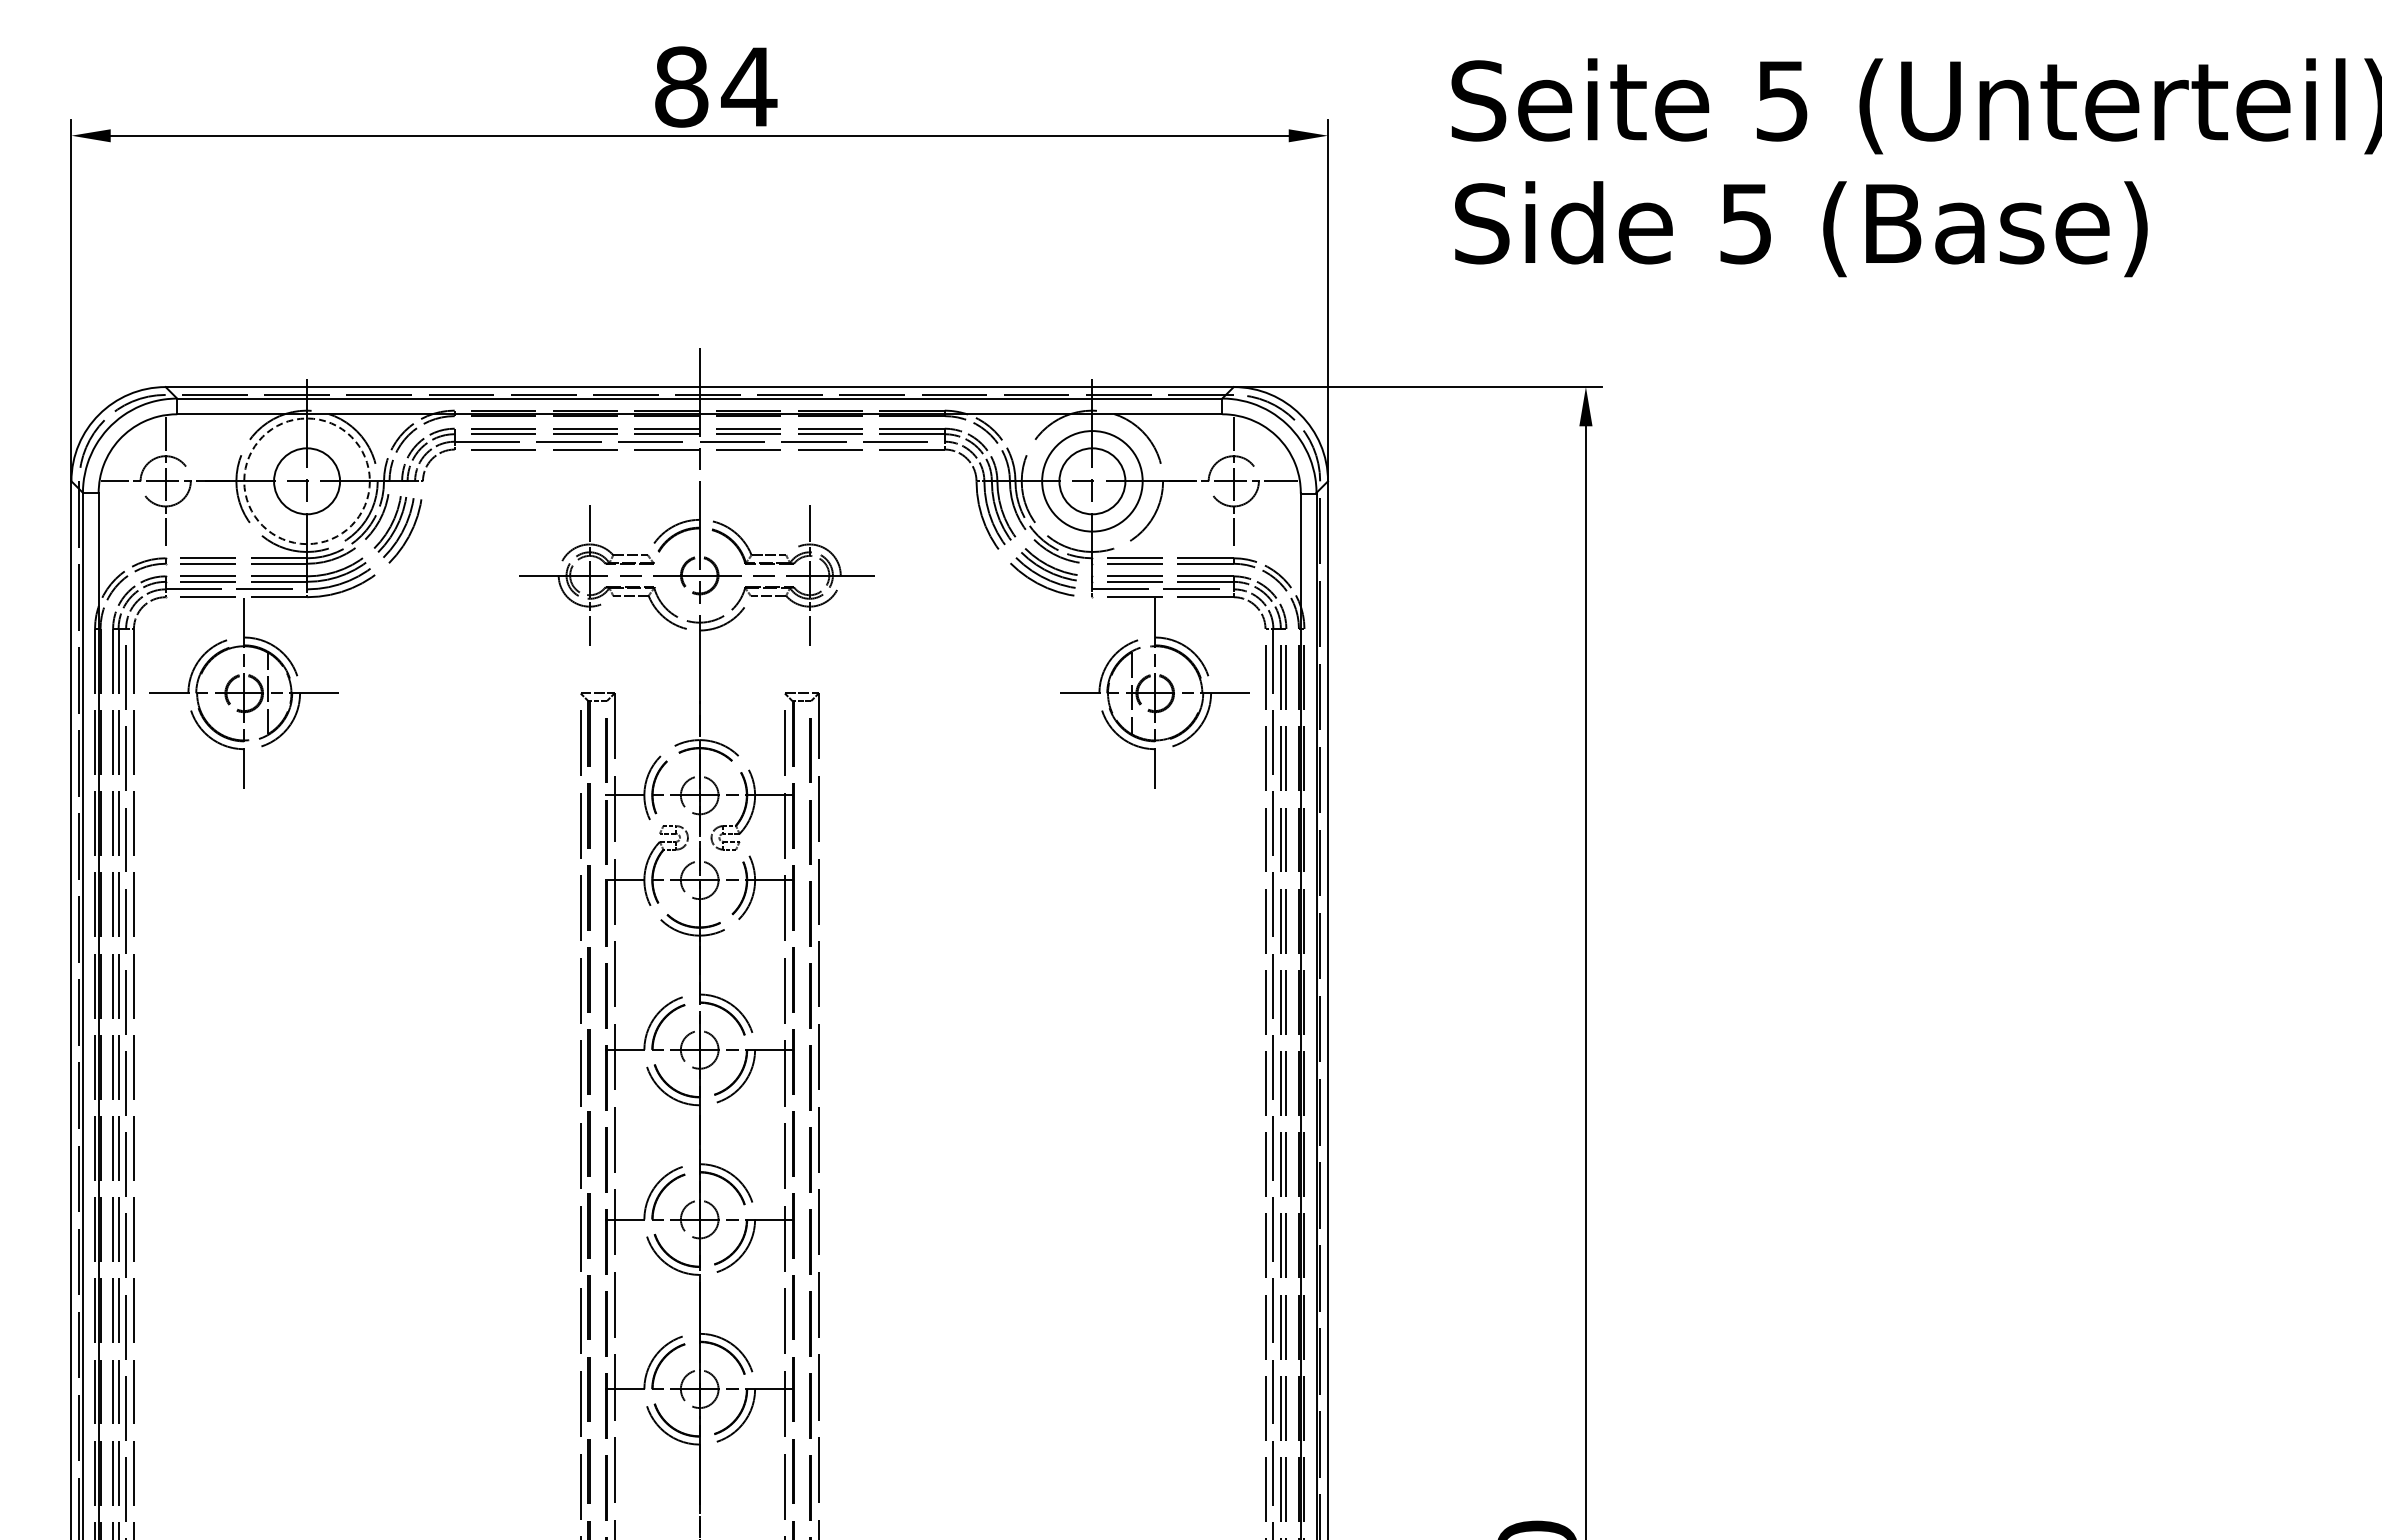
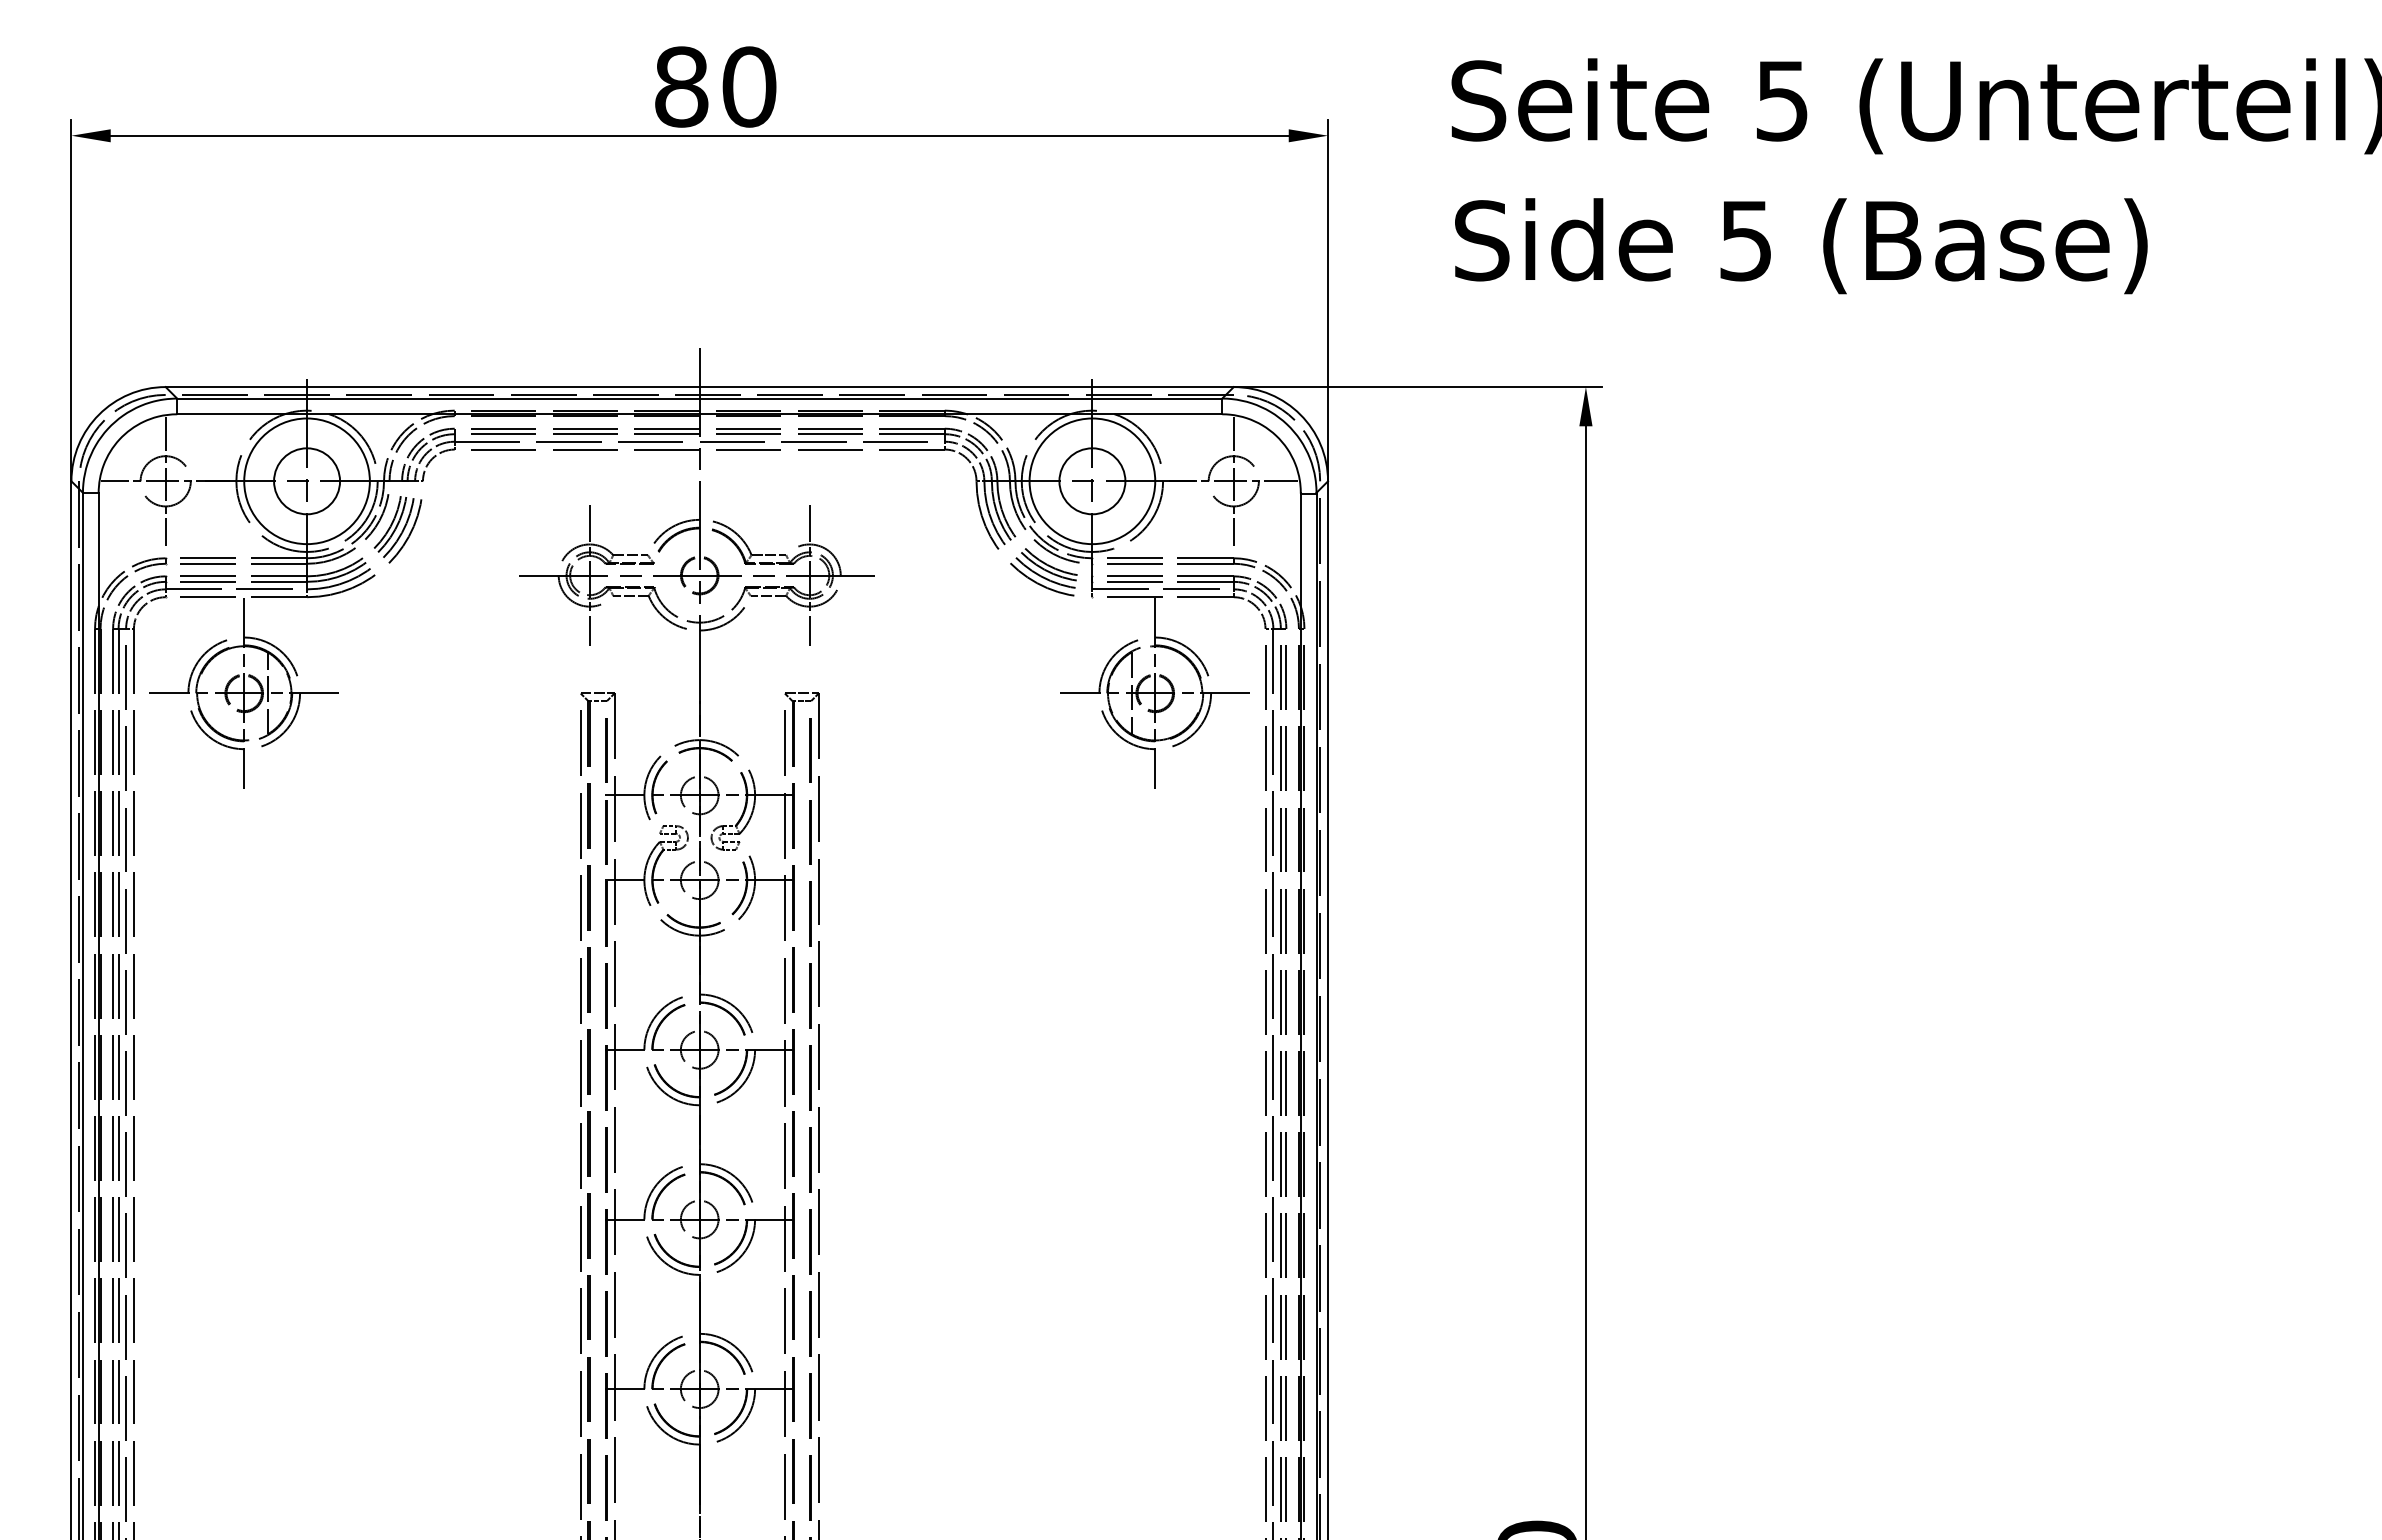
text: 84 -> 80 (749, 86)
text position: (1801, 229) -> (1801, 246) (1801, 246)
circle: dashed -> solid (306, 481)
circle diameter: 101 px -> 126 px (1092, 481)
